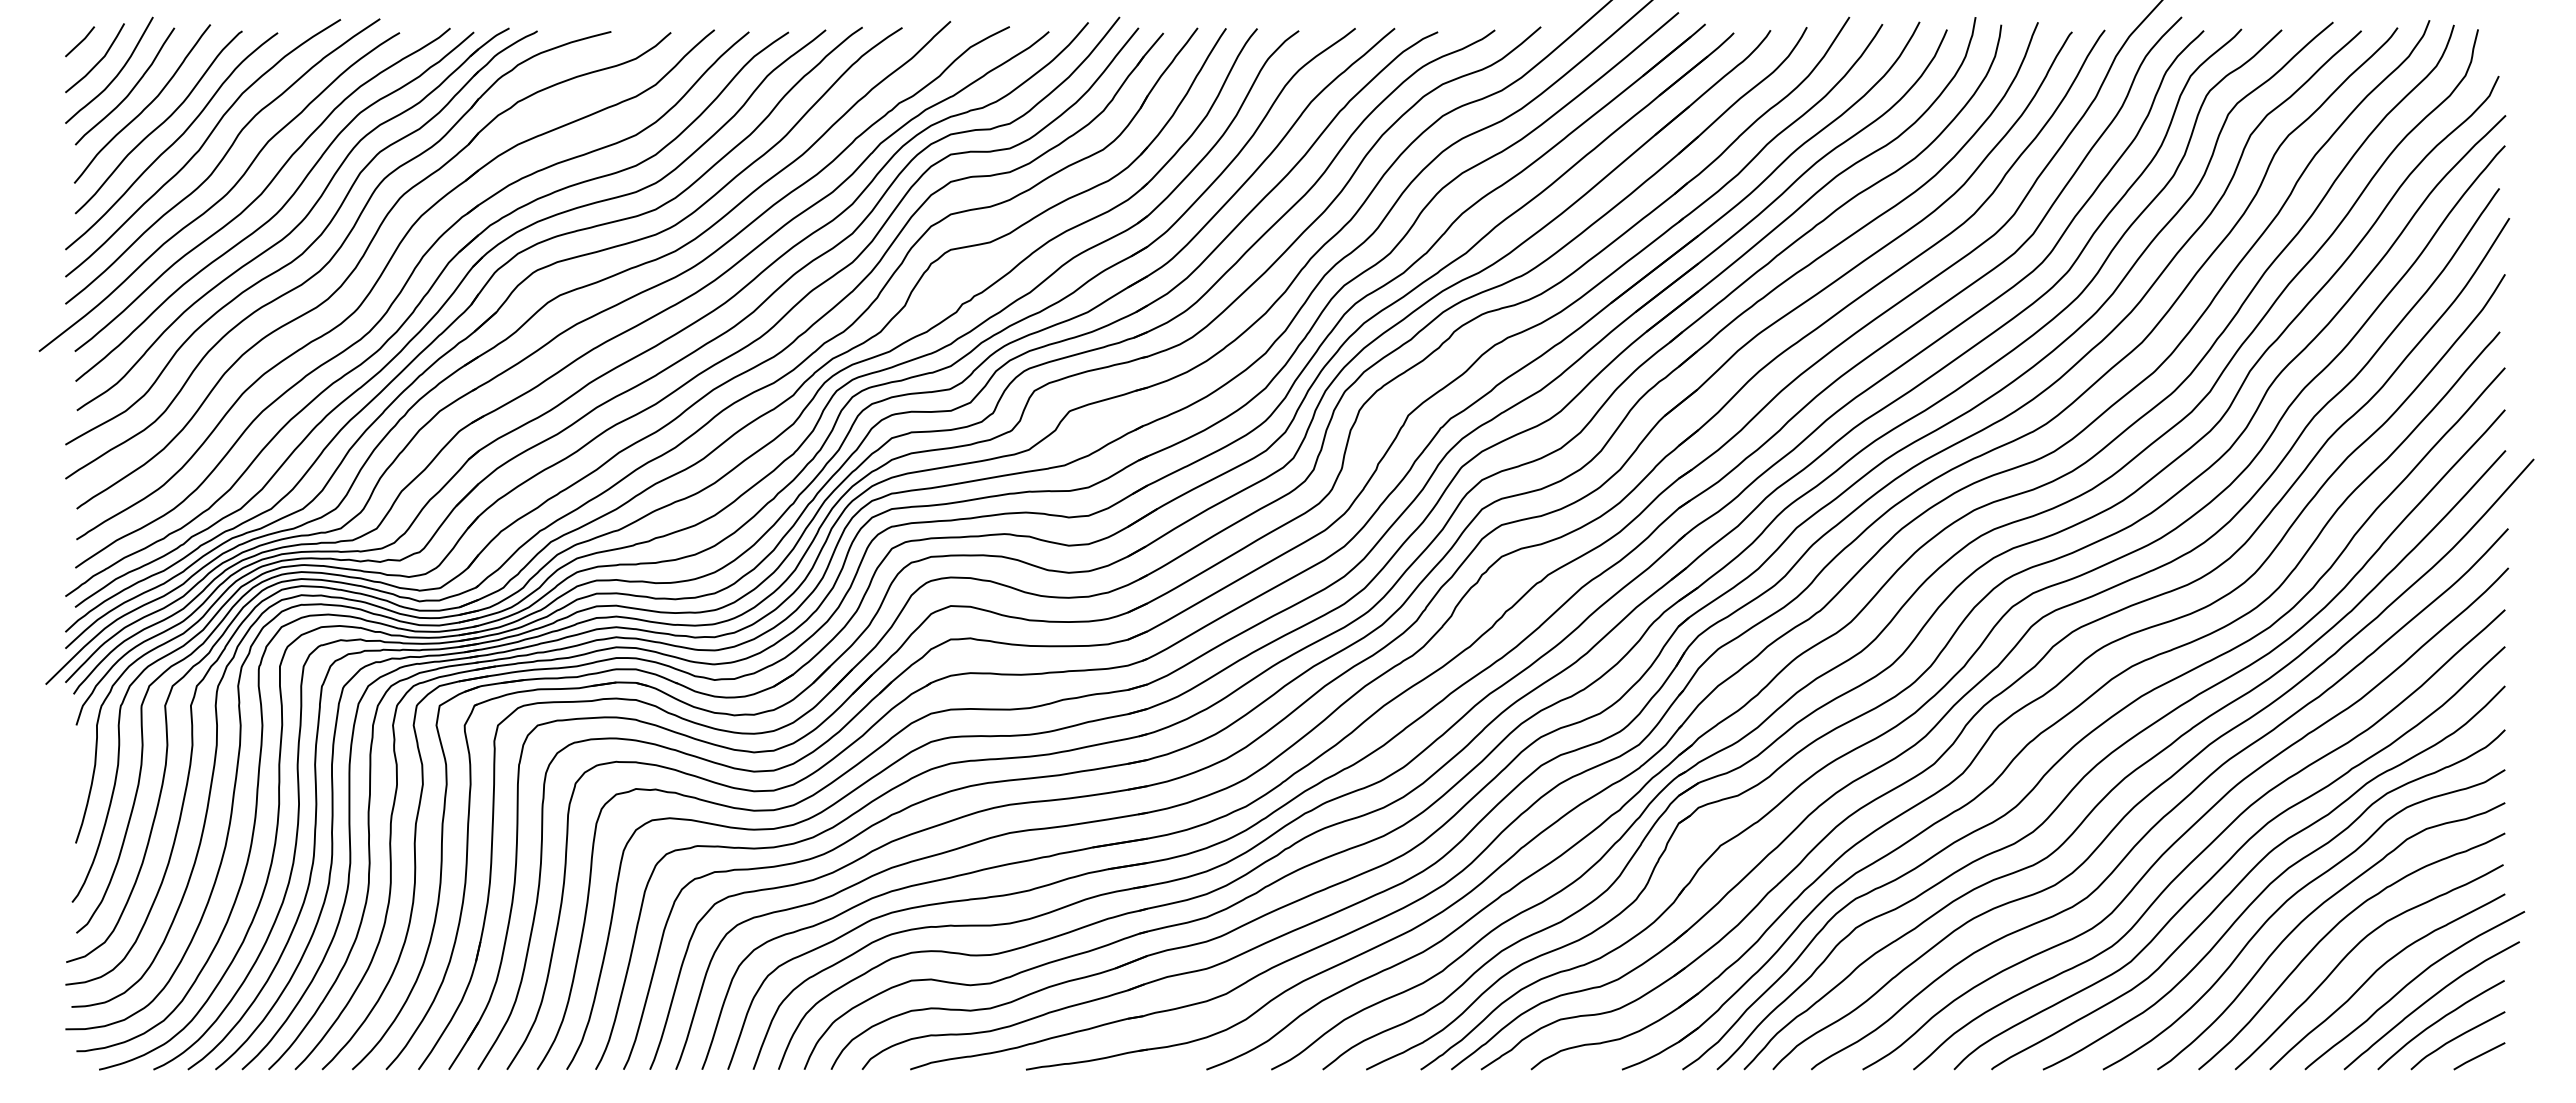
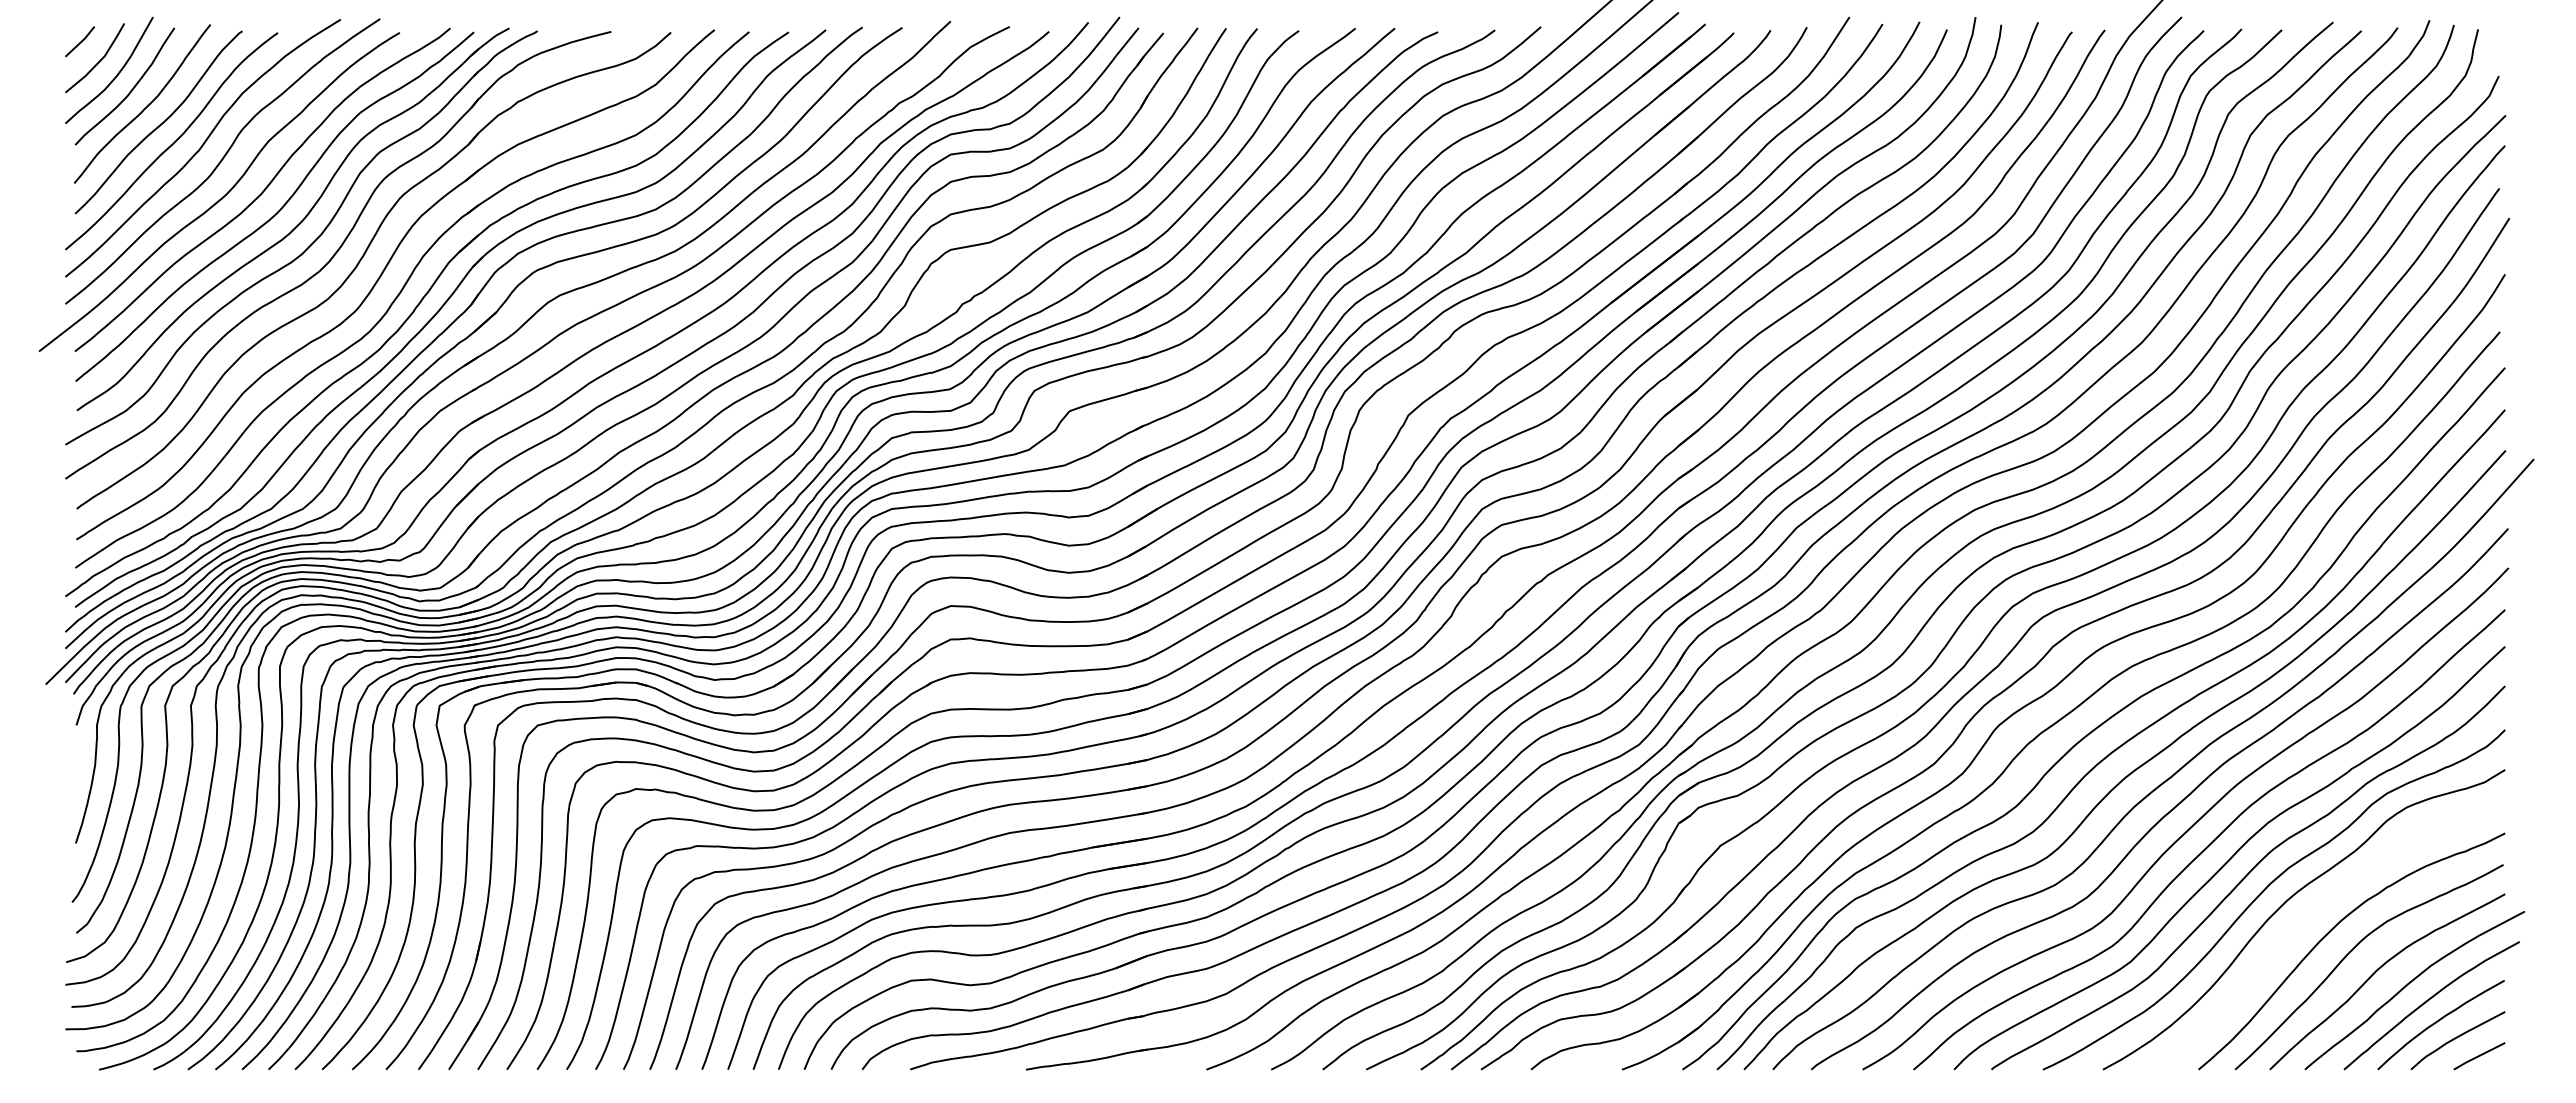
curve: present -> none (2310, 915)
